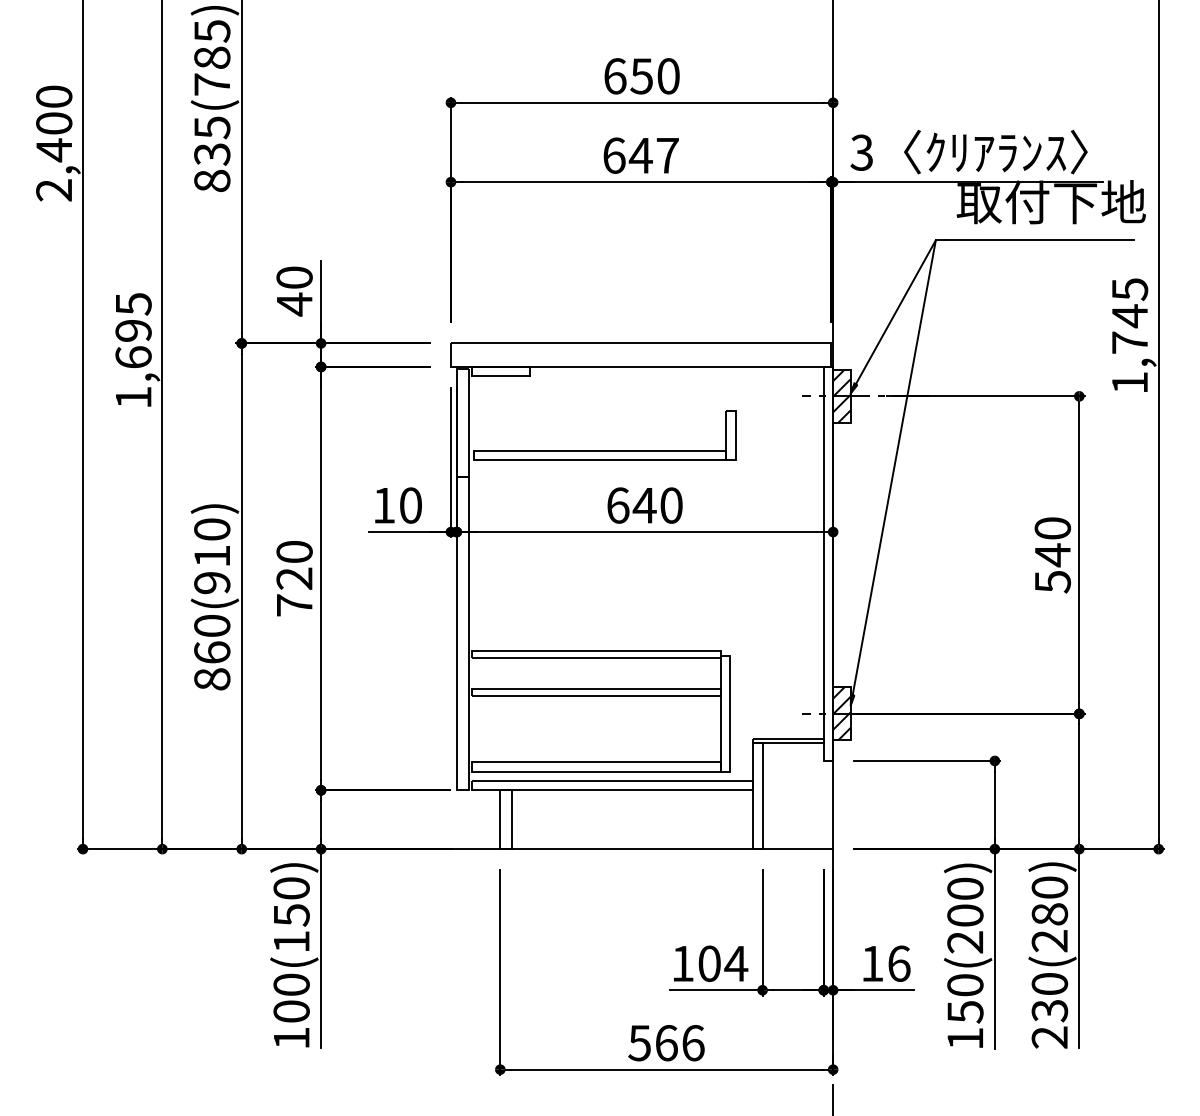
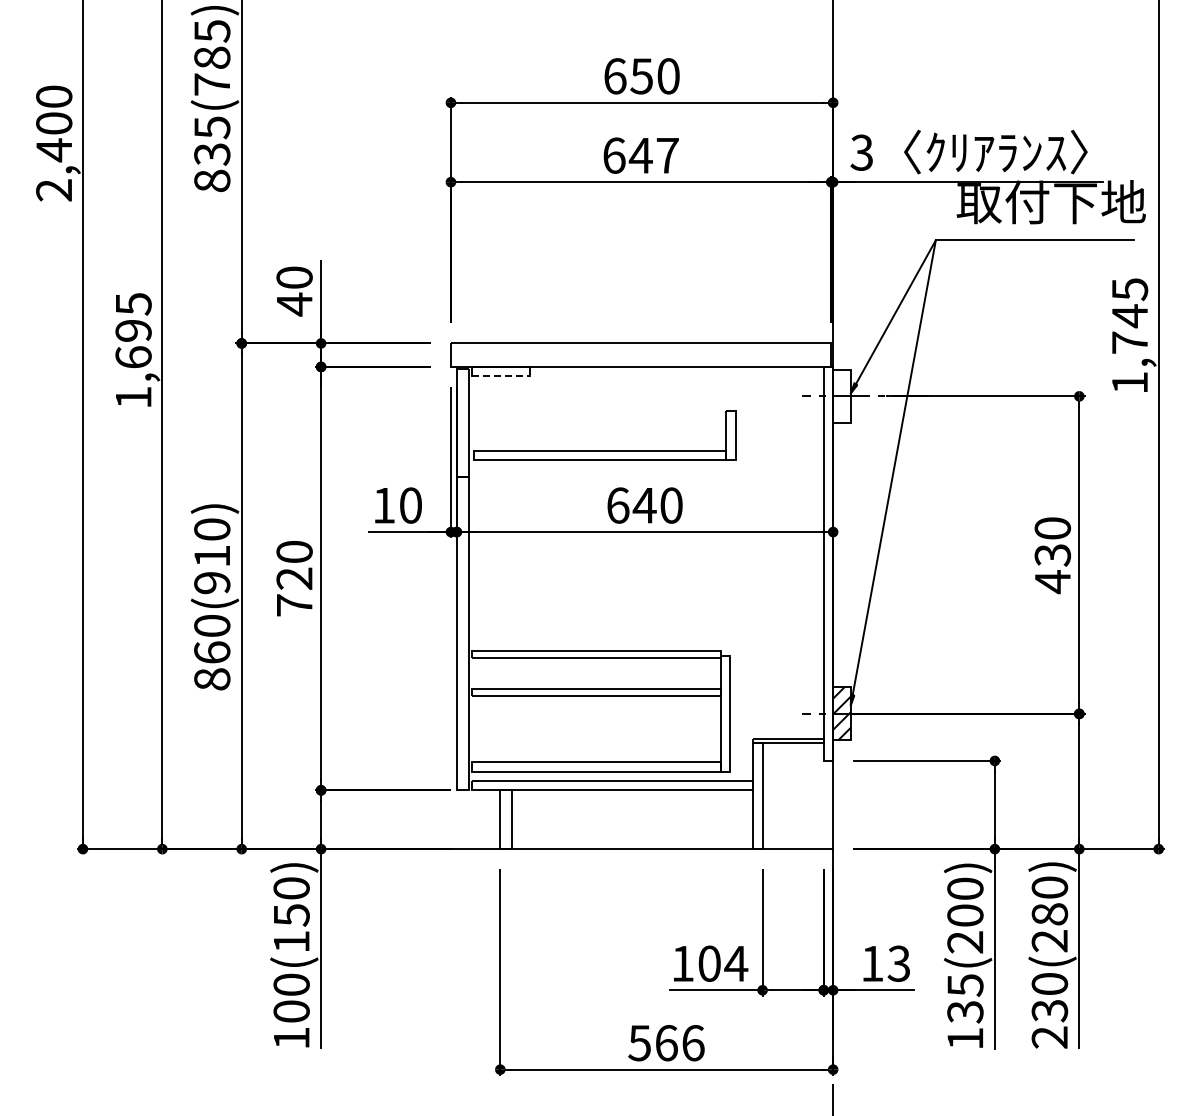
line: solid -> dashed (501, 376)
hatch: present -> none (841, 395)
text: 540 -> 430 (1052, 568)
text: 16 -> 13 (898, 963)
text: 150(200) -> 135(200) (965, 998)
